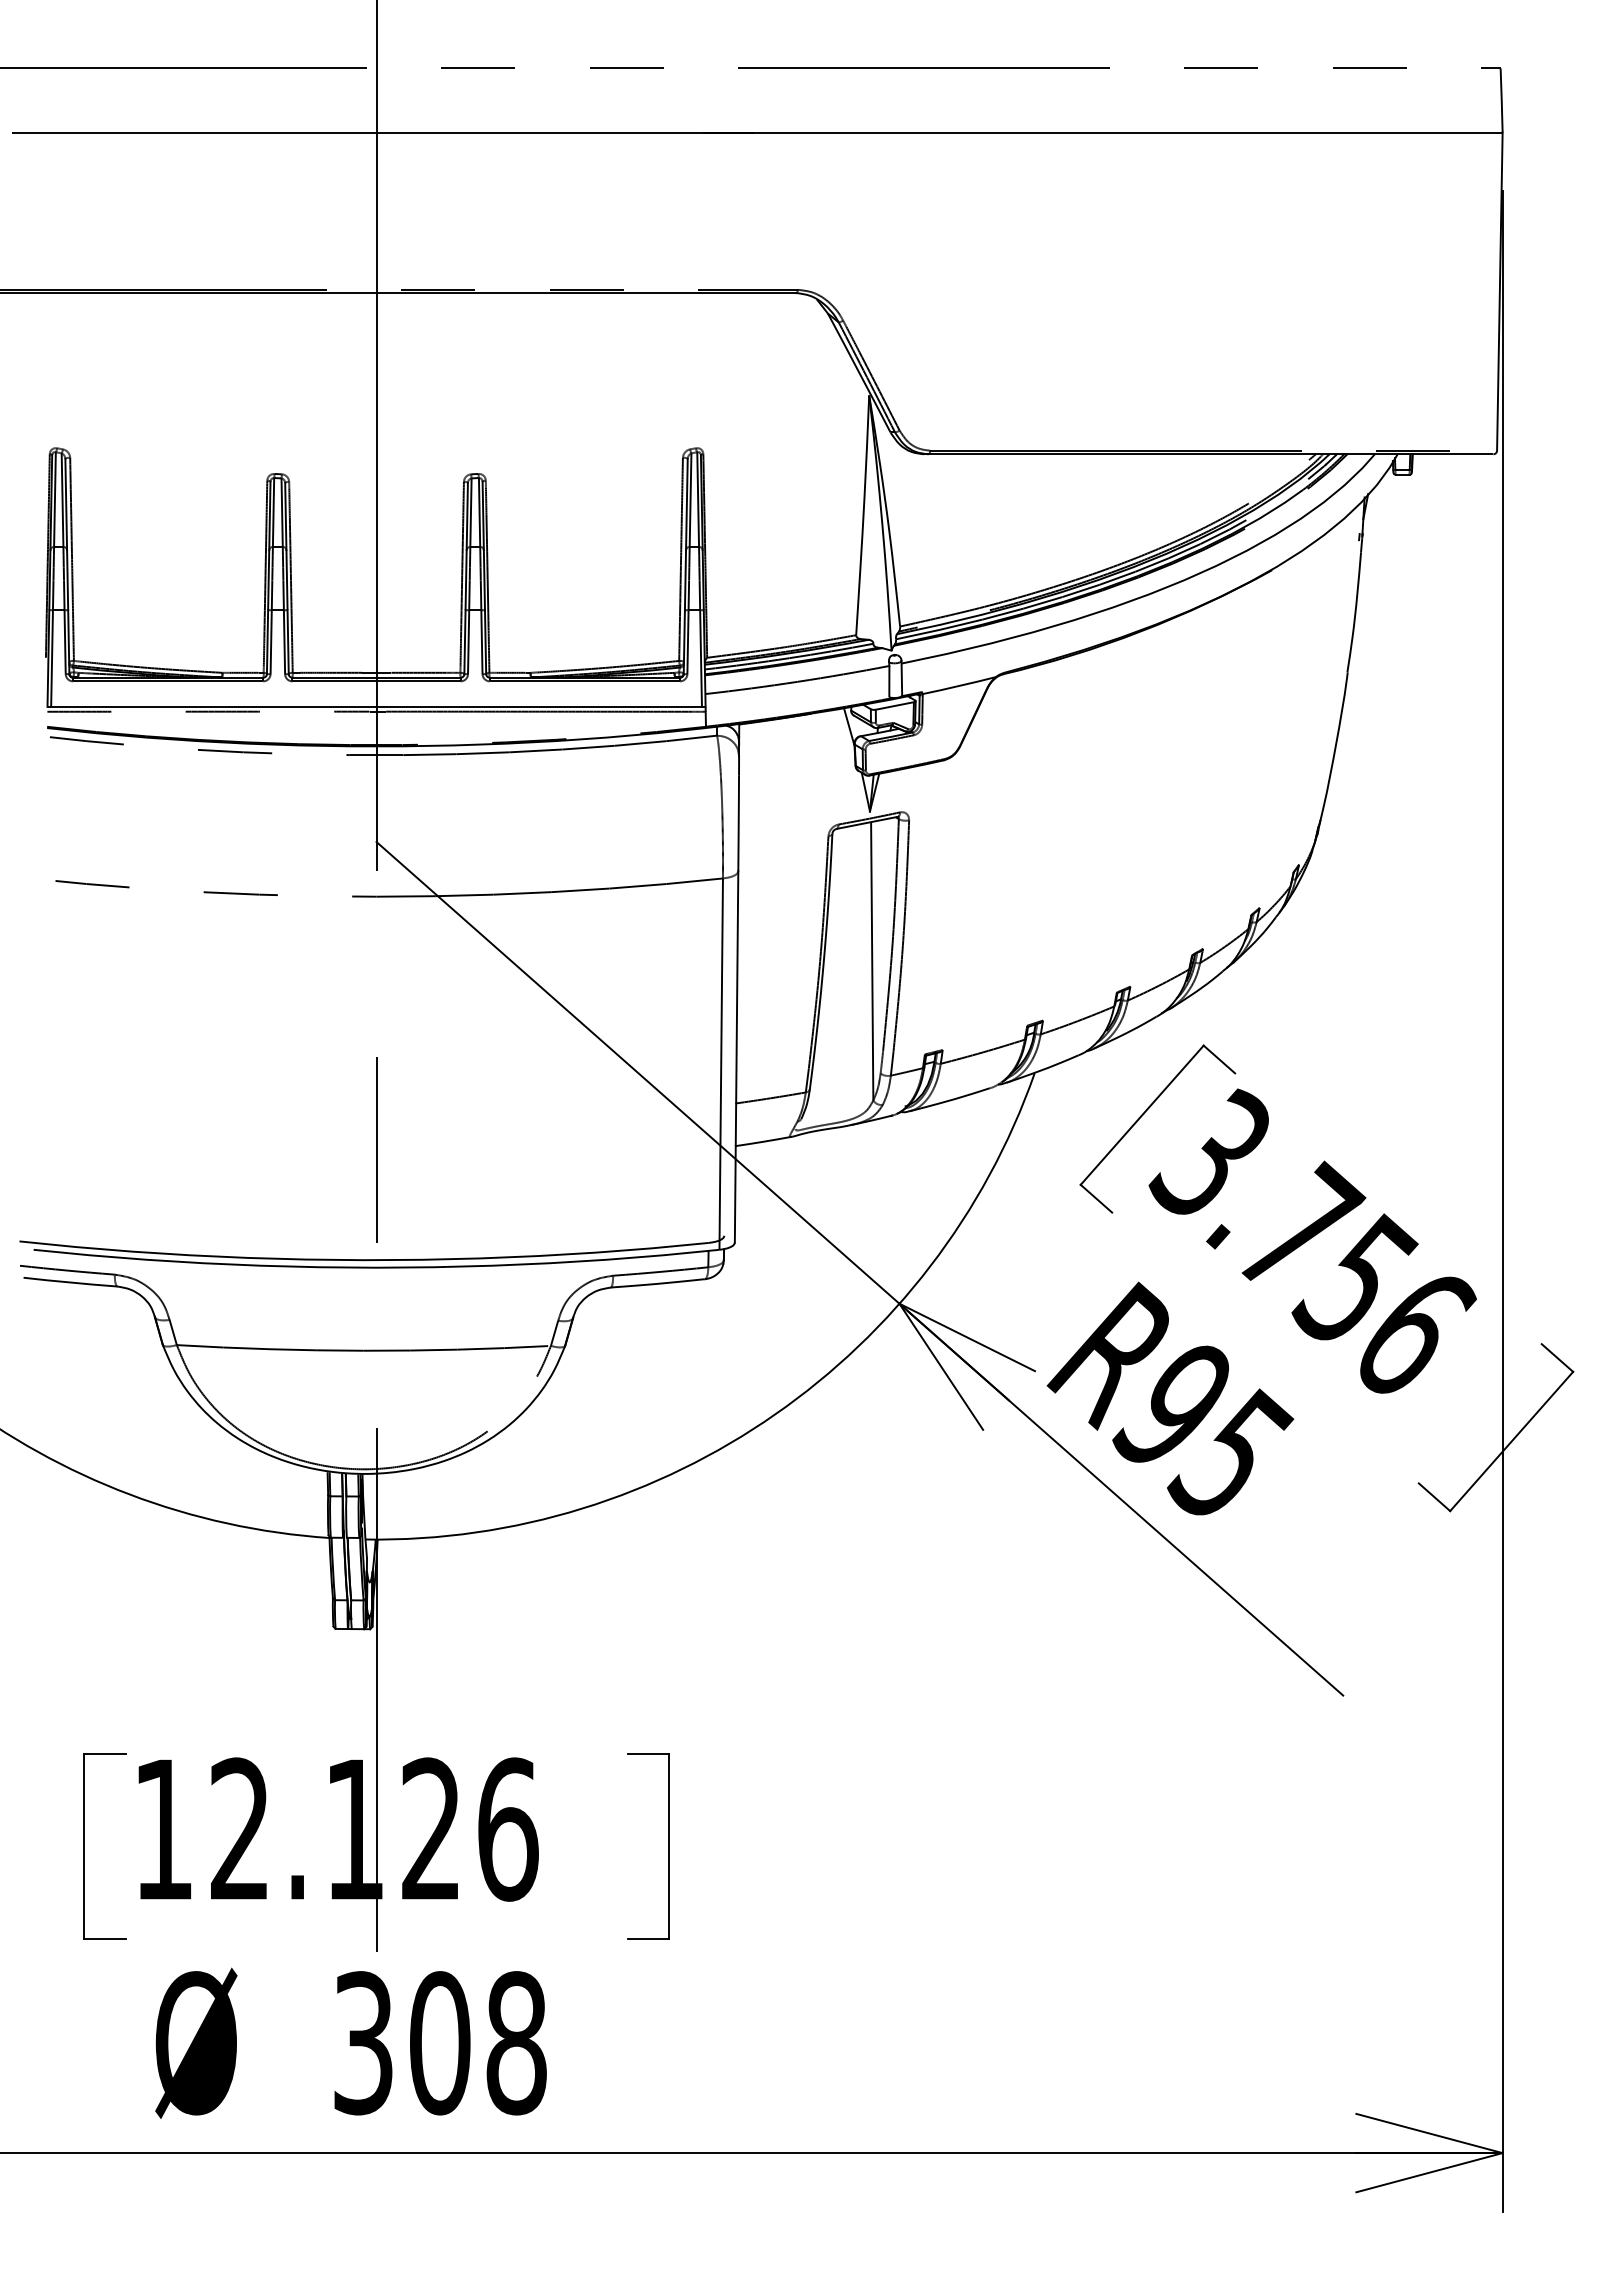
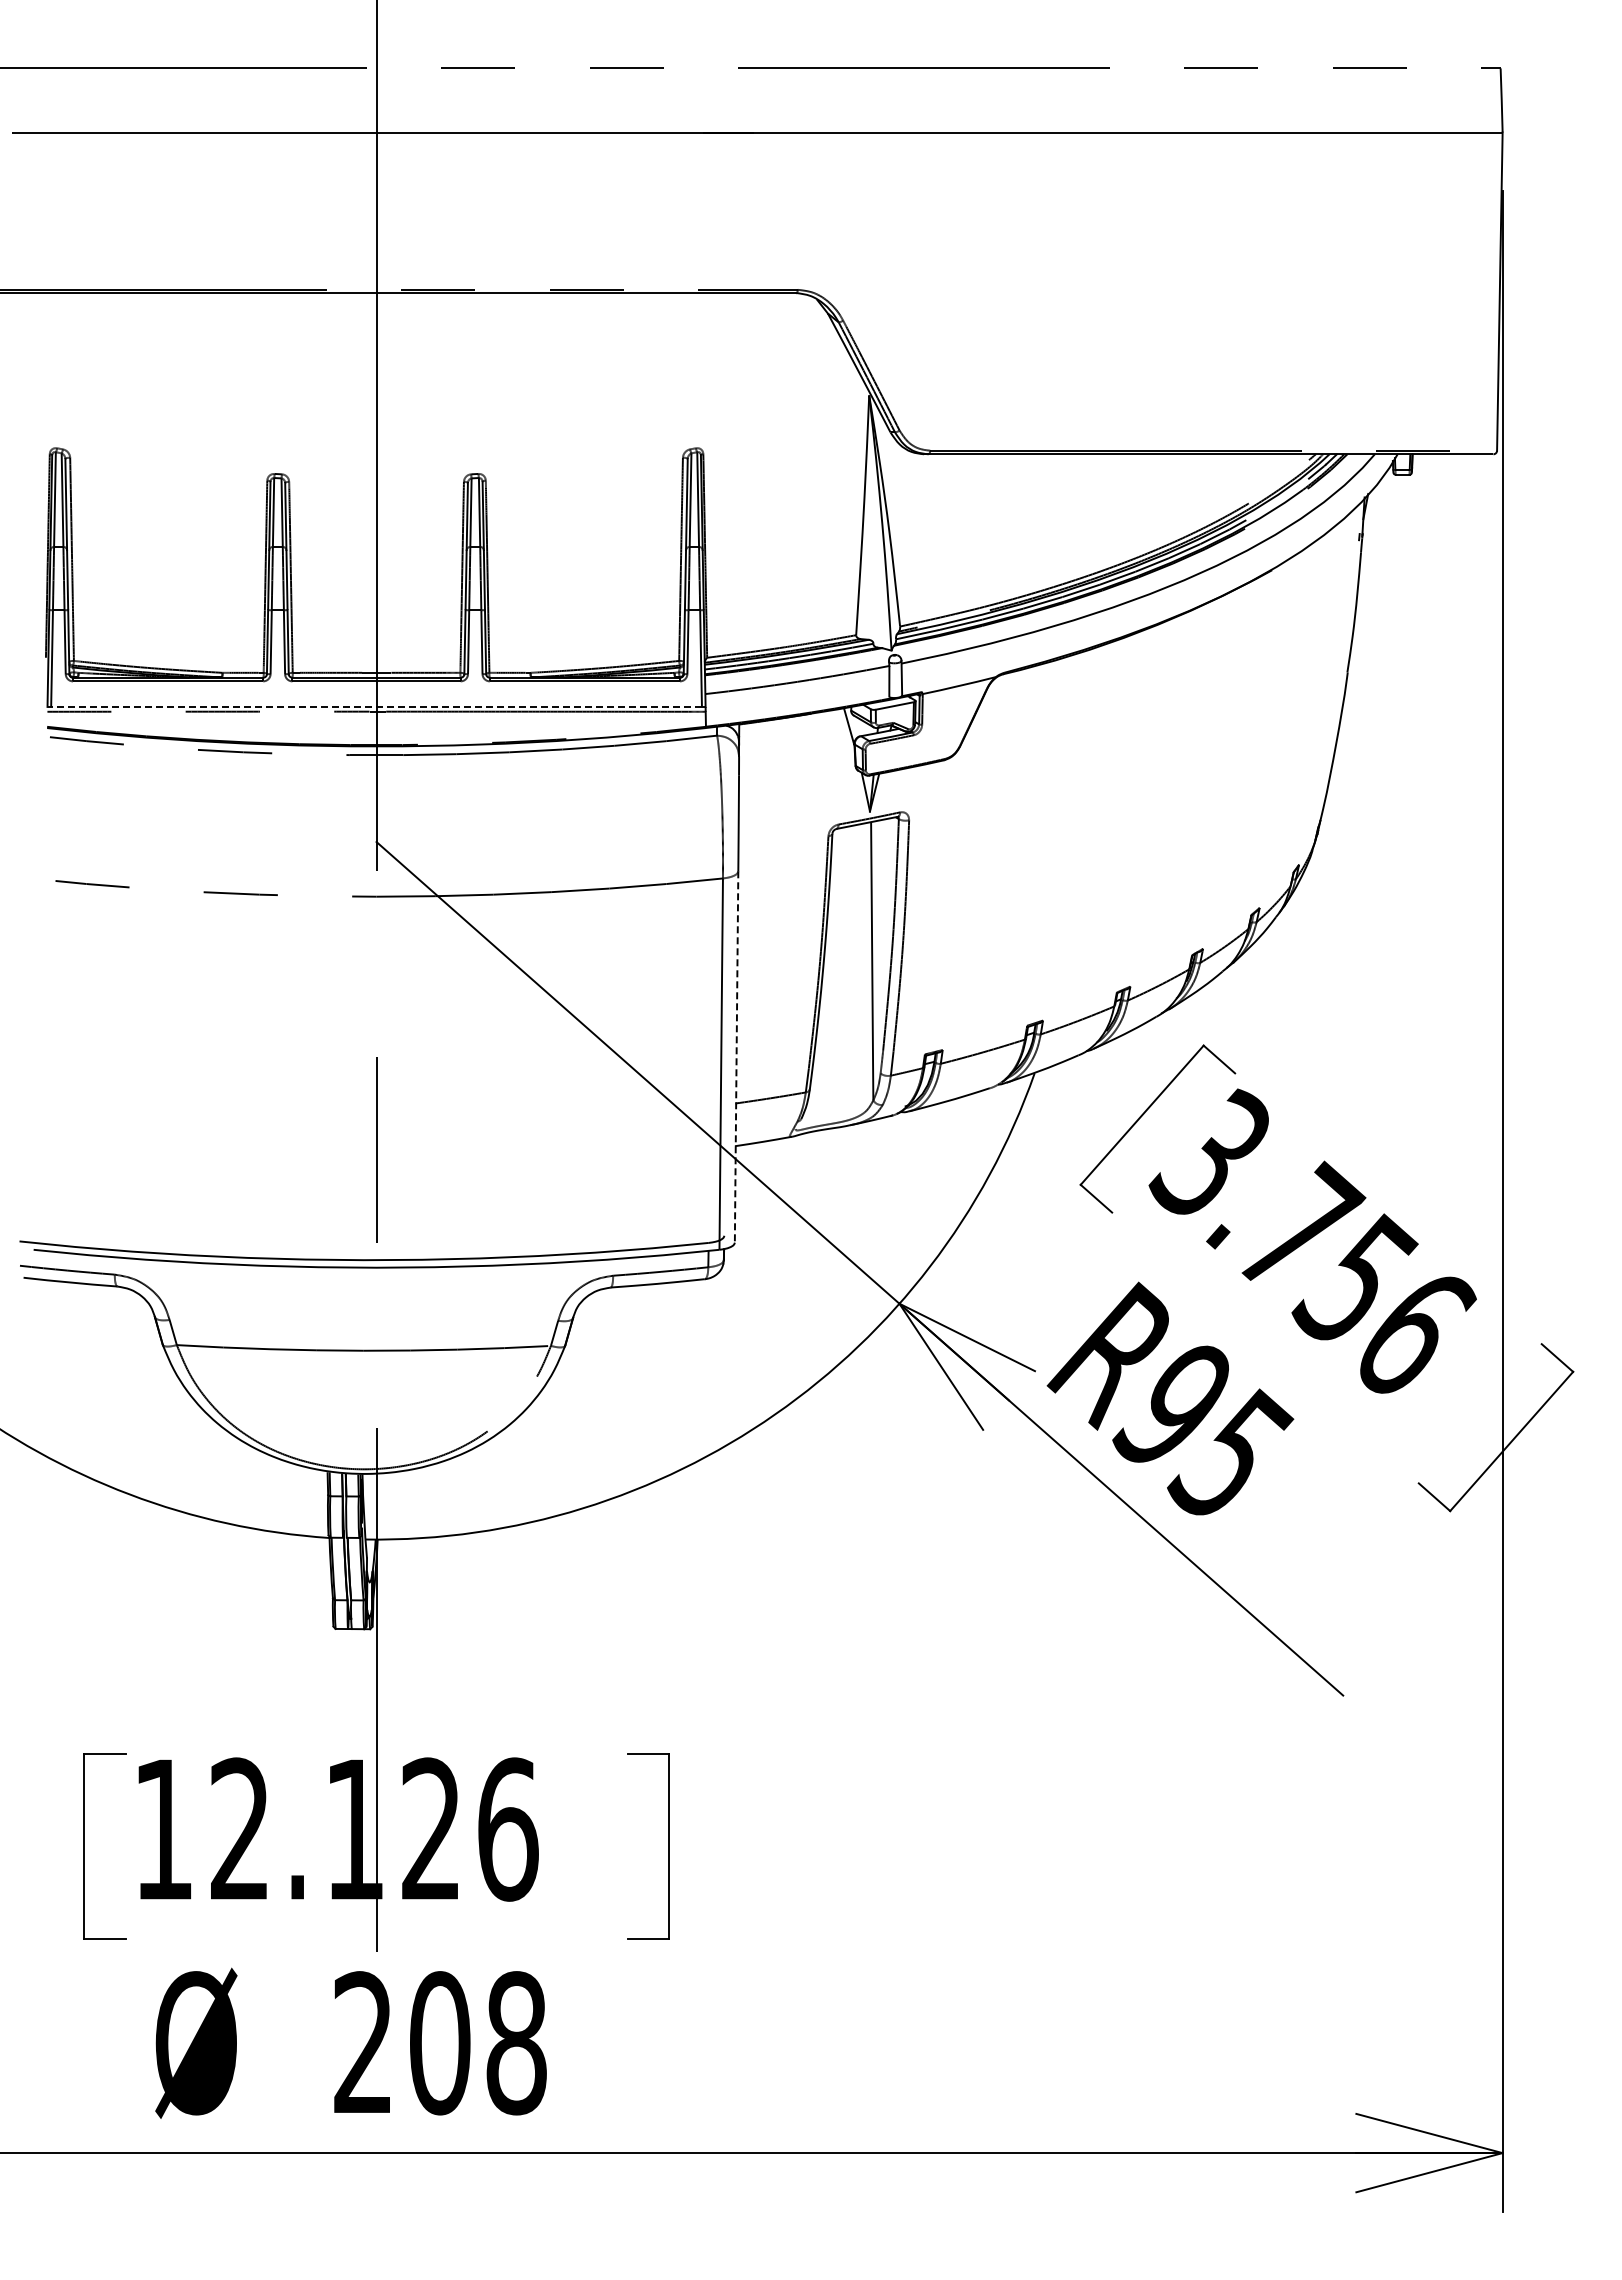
line: solid -> dashed (376, 706)
line: solid -> dashed (736, 1056)
text: 308 -> 208 (363, 2043)
